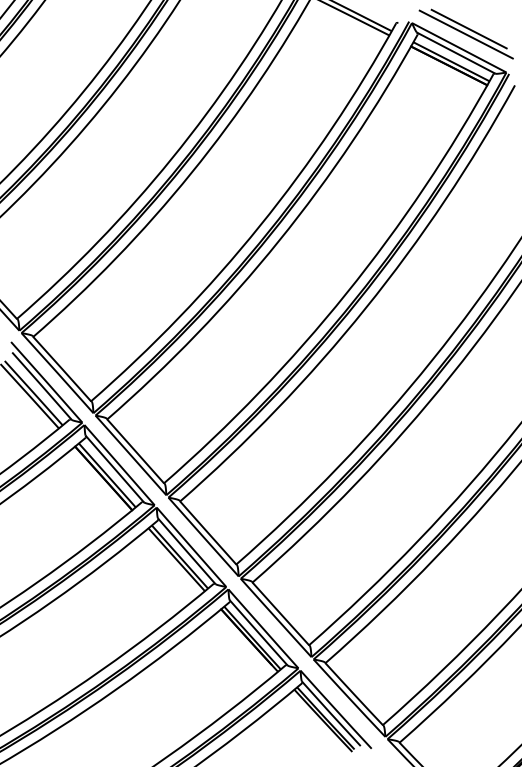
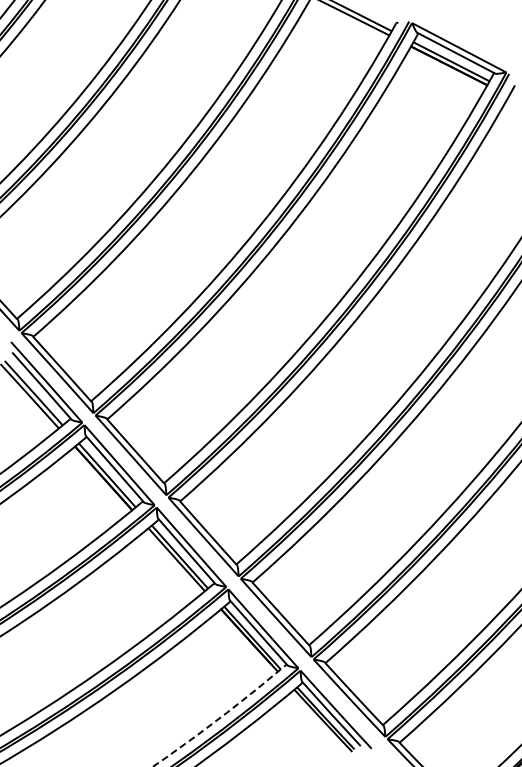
part: present -> none (465, 33)
arc: solid -> dashed (222, 716)
